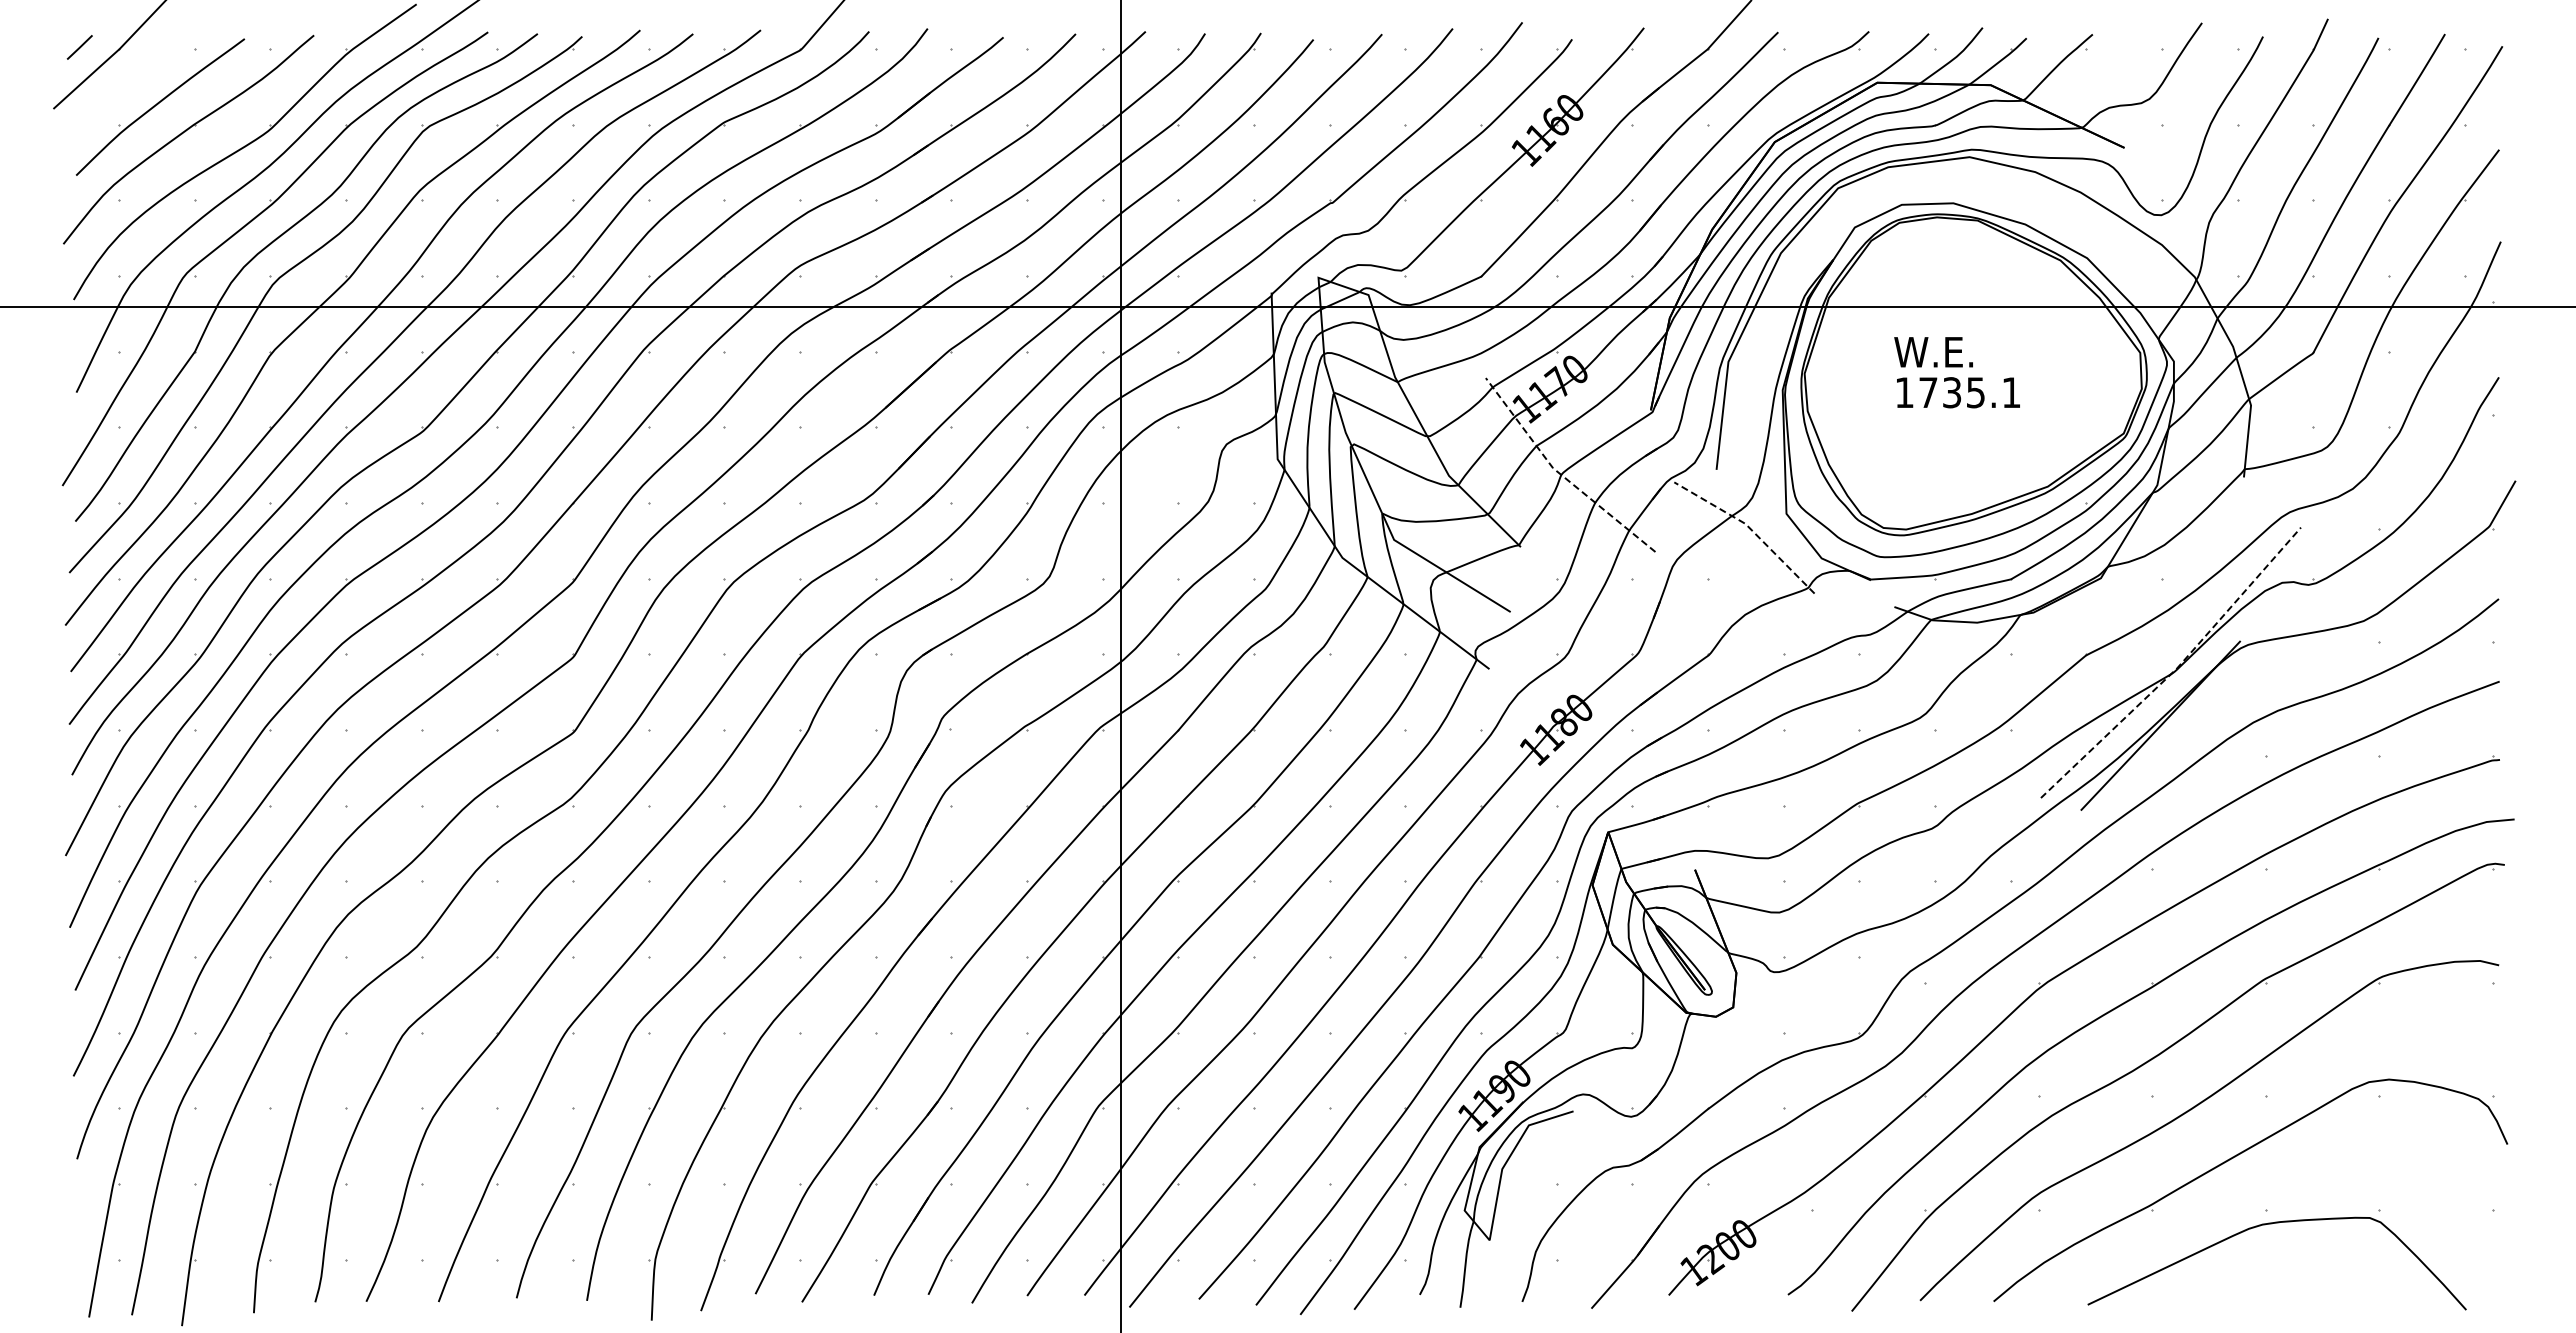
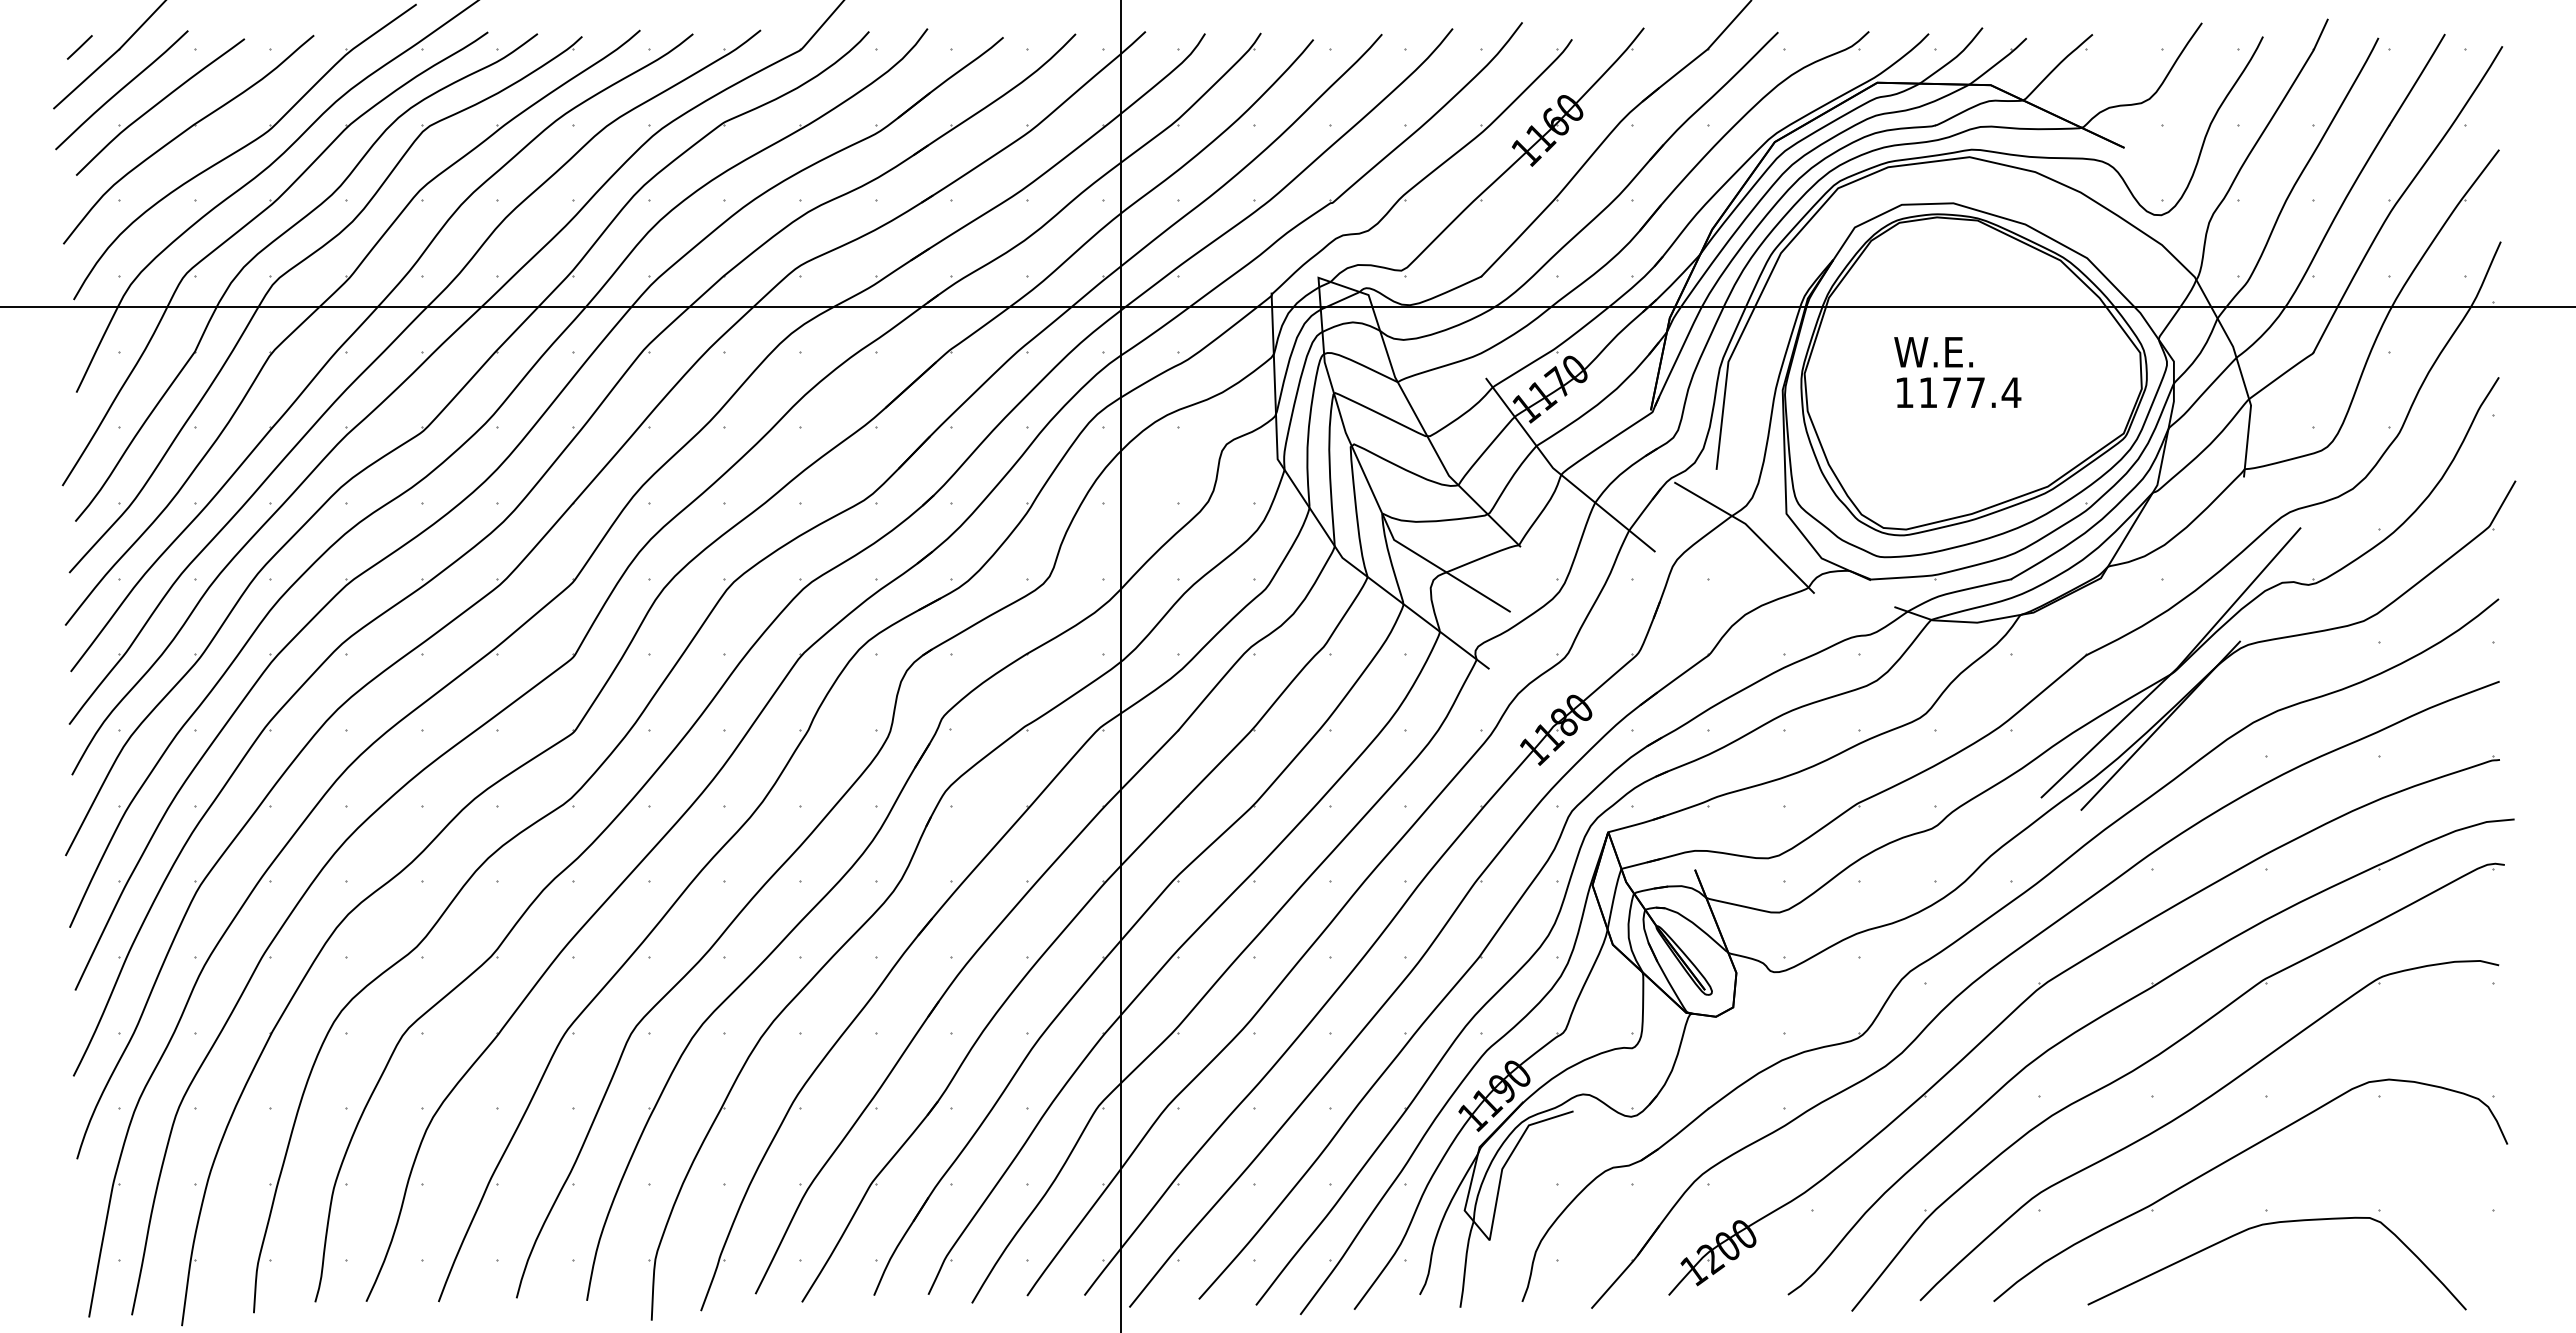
curve: none -> present (121, 90)
text: 1735.1 -> 1177.4 (1970, 392)
line: dashed -> solid (1559, 473)
line: dashed -> solid (1750, 528)
line: dashed -> solid (2177, 668)
